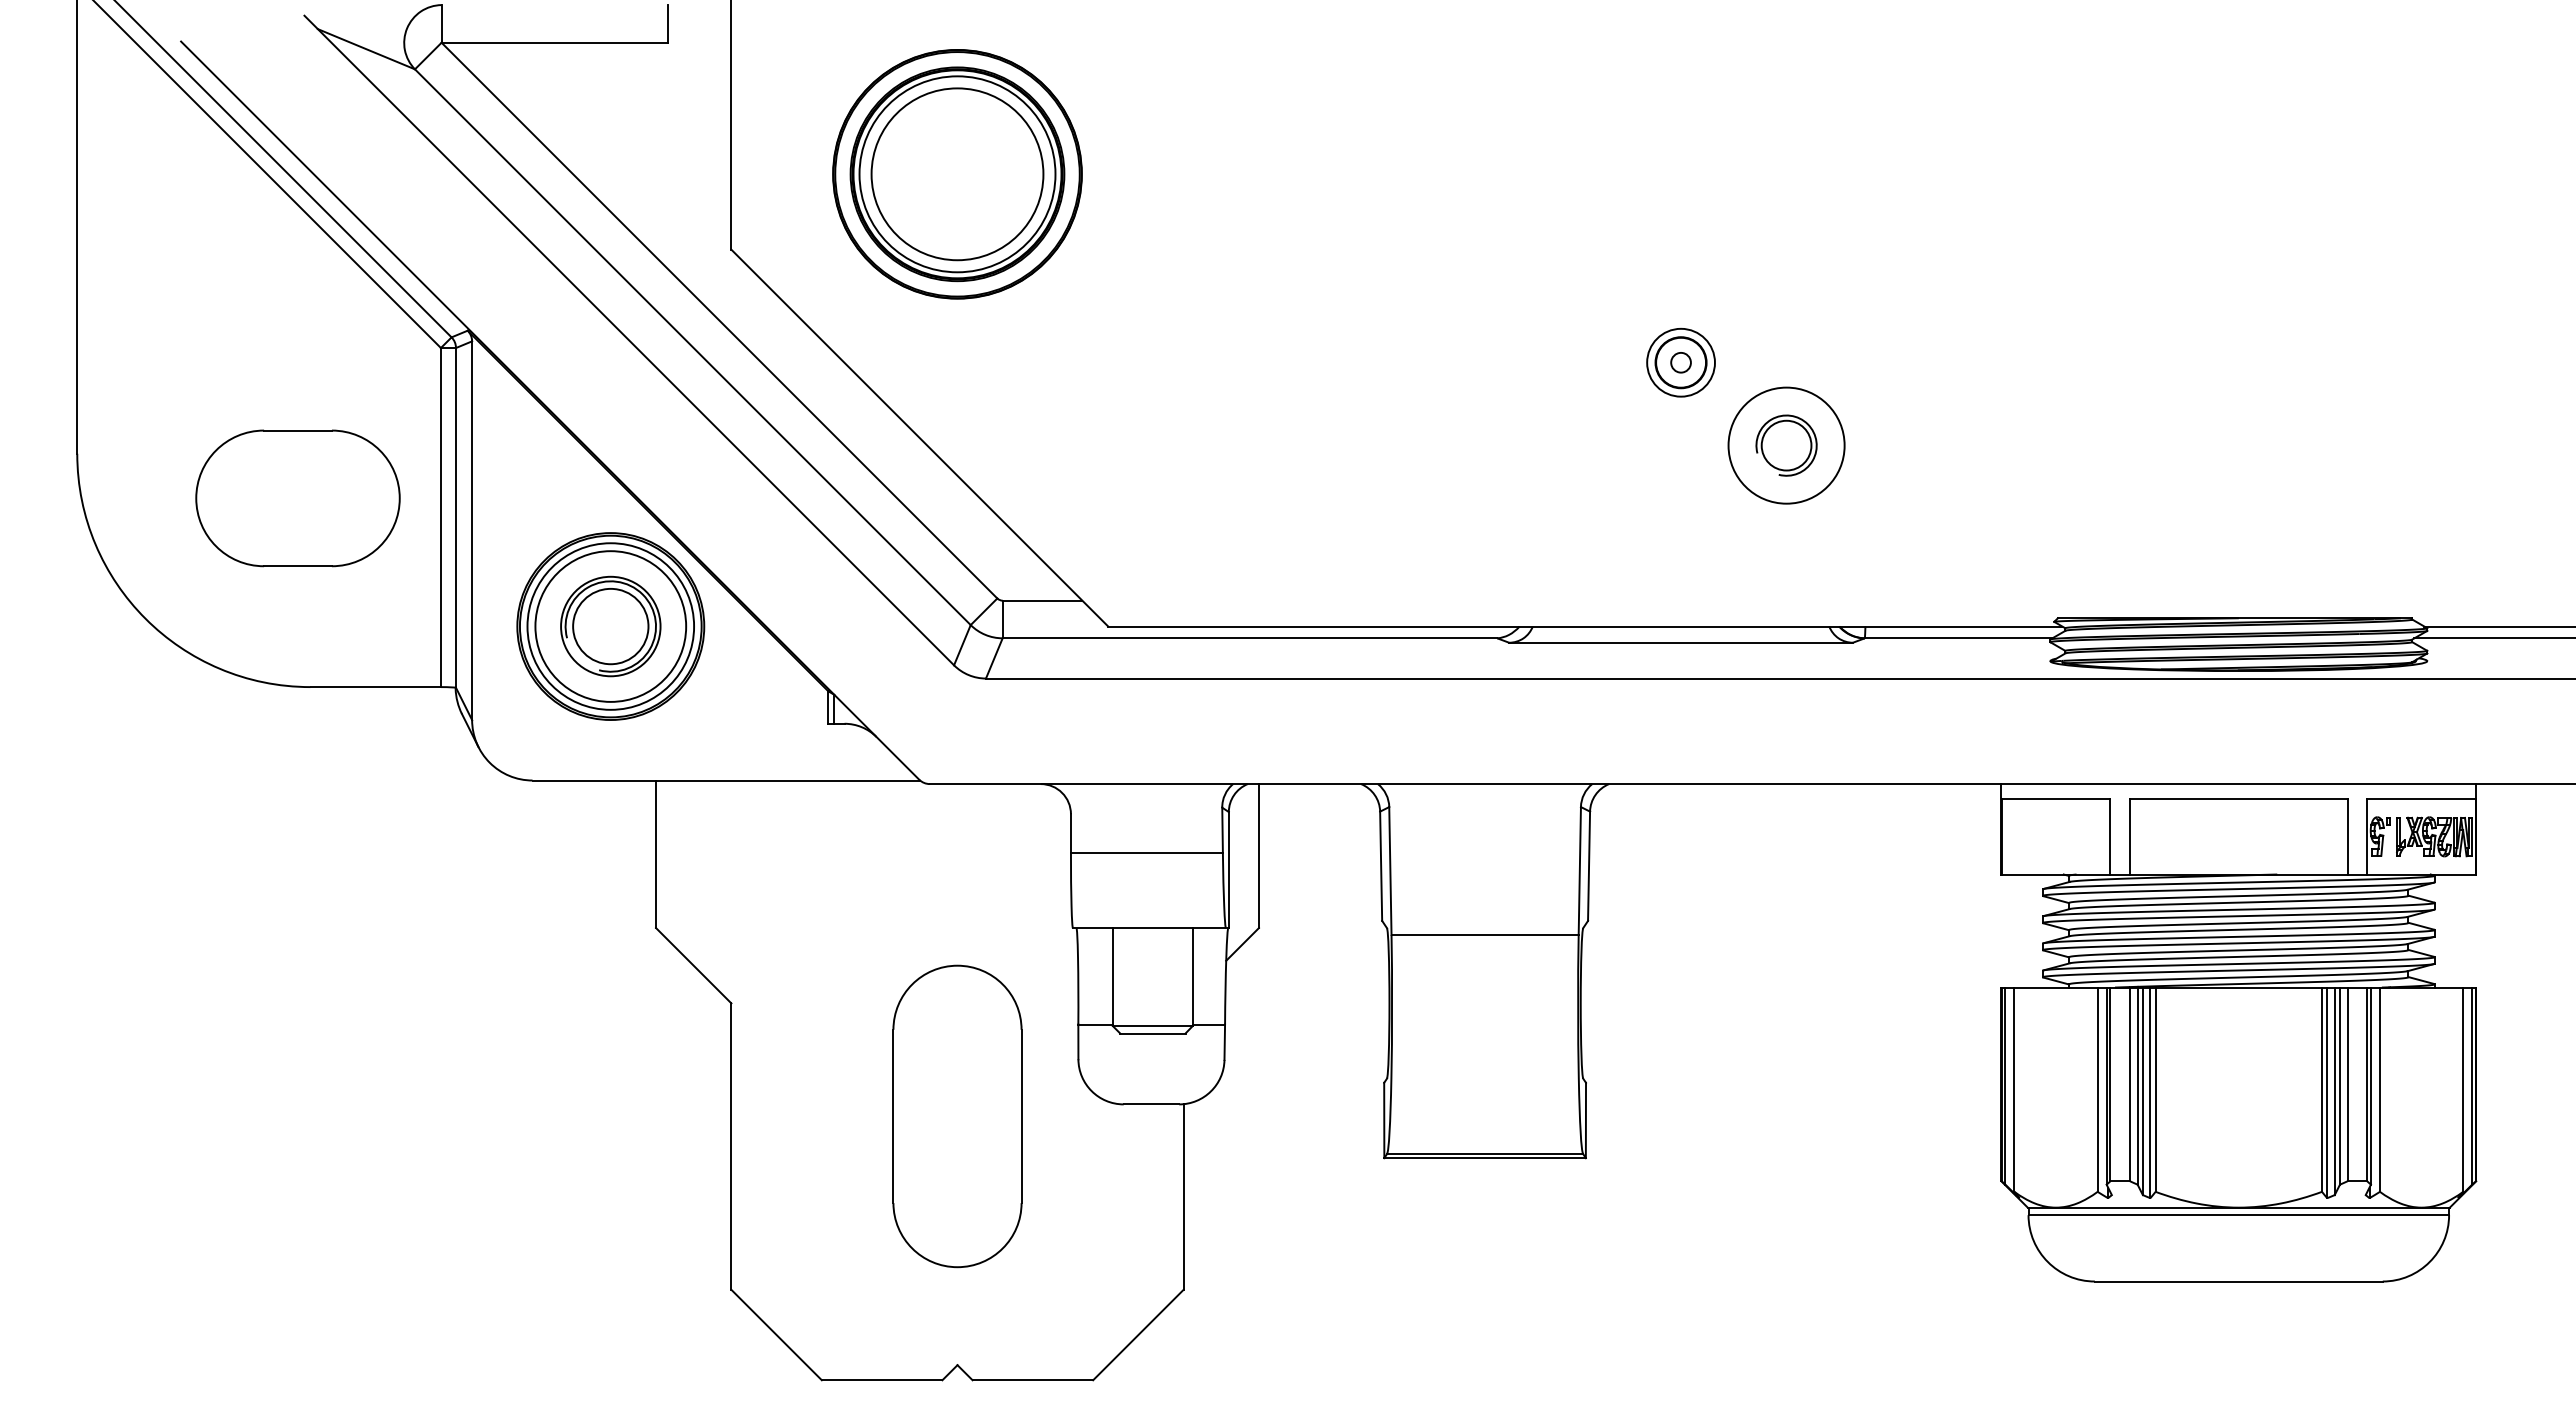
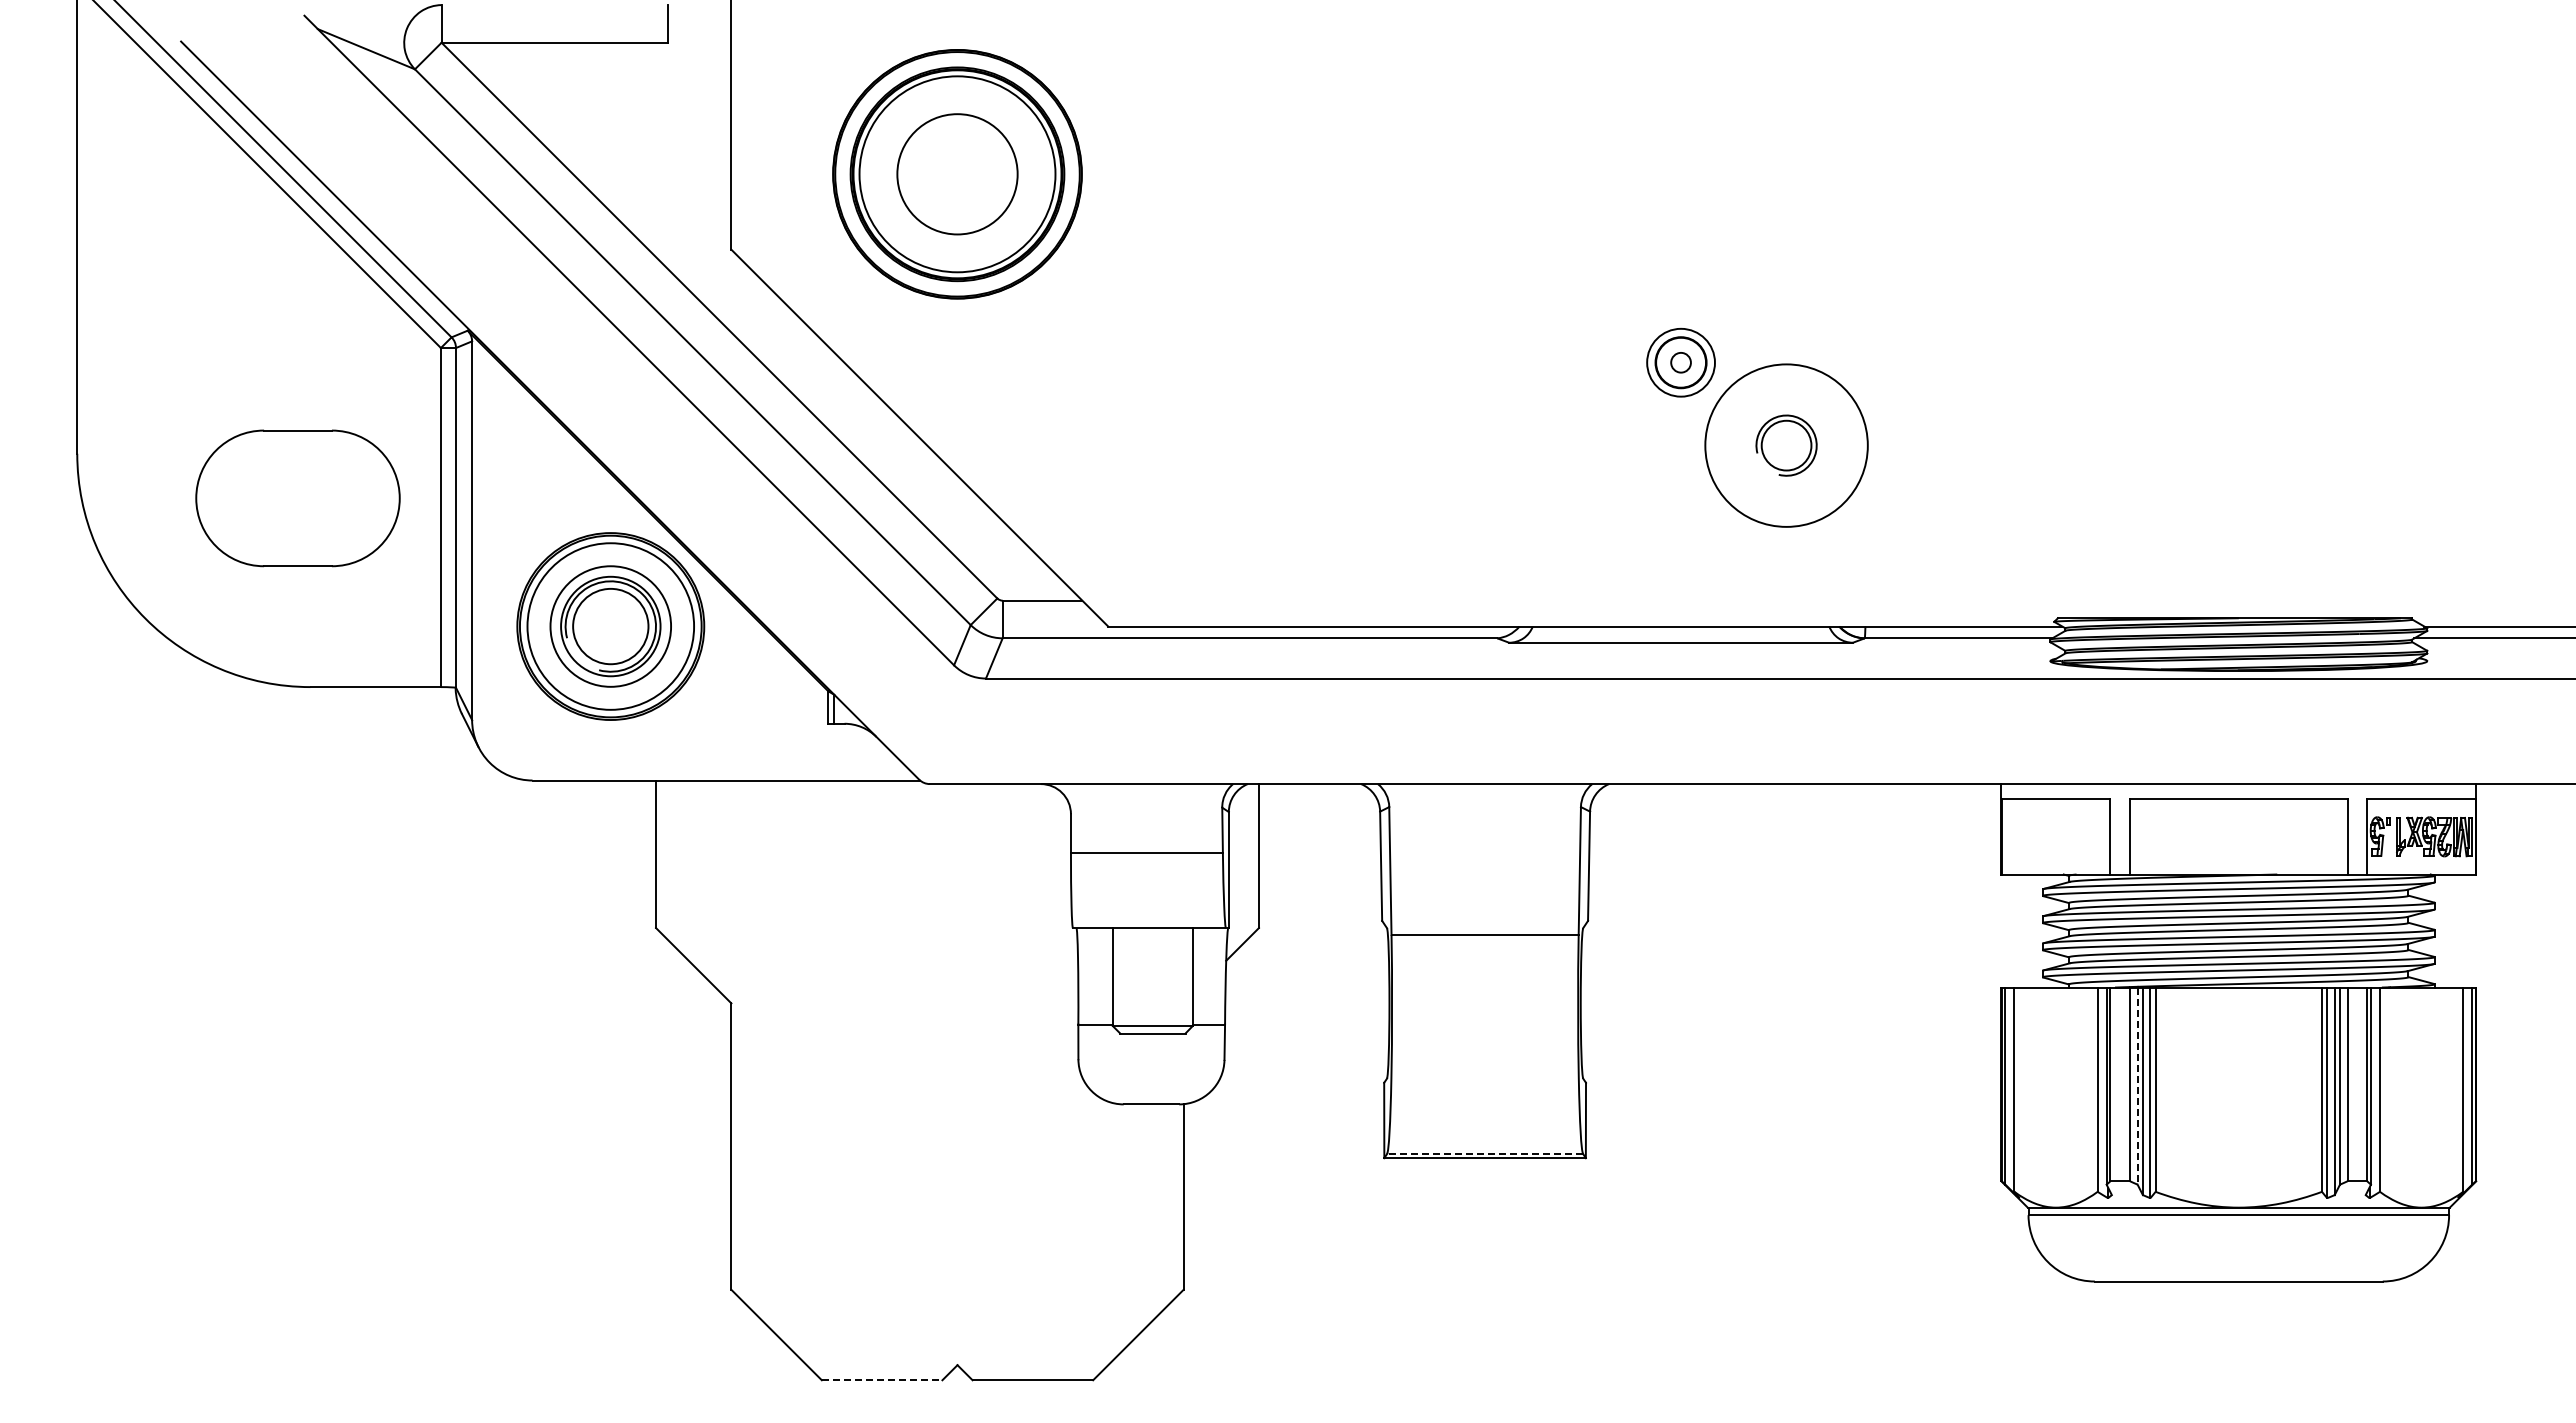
circle diameter: 172 px -> 120 px (957, 174)
circle diameter: 116 px -> 162 px (1786, 445)
circle diameter: 151 px -> 121 px (610, 626)
line: solid -> dashed (2137, 1086)
part: present -> none (957, 1116)
line: solid -> dashed (1485, 1153)
line: solid -> dashed (882, 1380)
